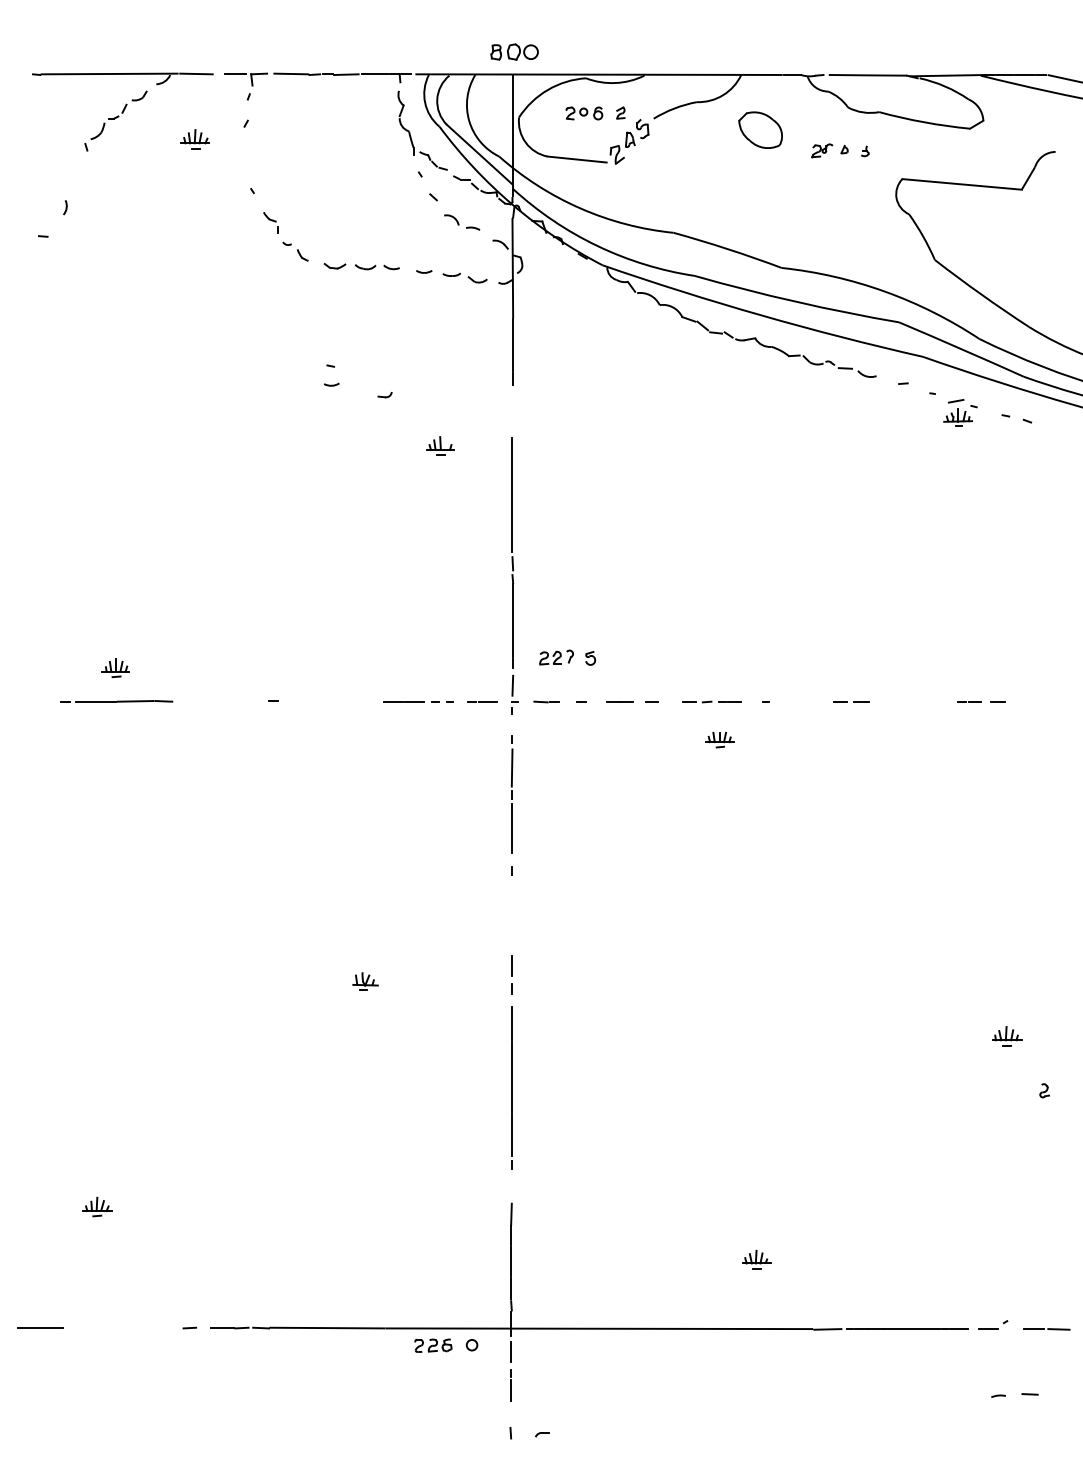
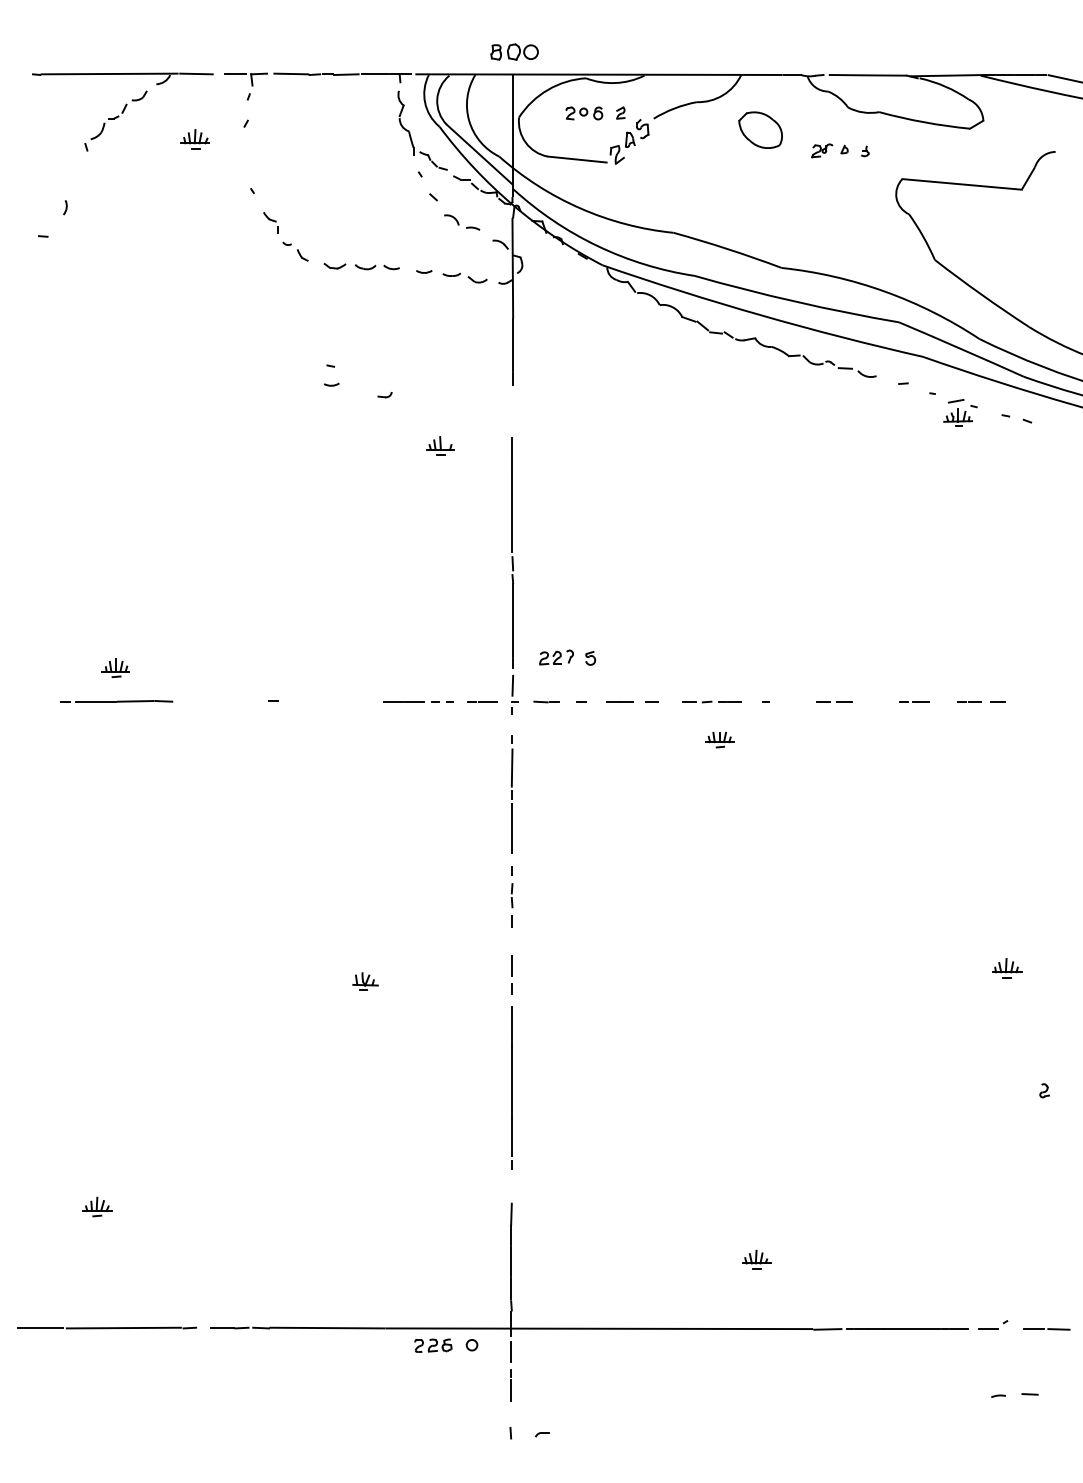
line position: (853, 701) -> (836, 701) (836, 701)
line: none -> present (914, 701)
part: none -> present (511, 905)
part position: (1007, 1036) -> (1007, 968) (1007, 968)
line: none -> present (123, 1327)
